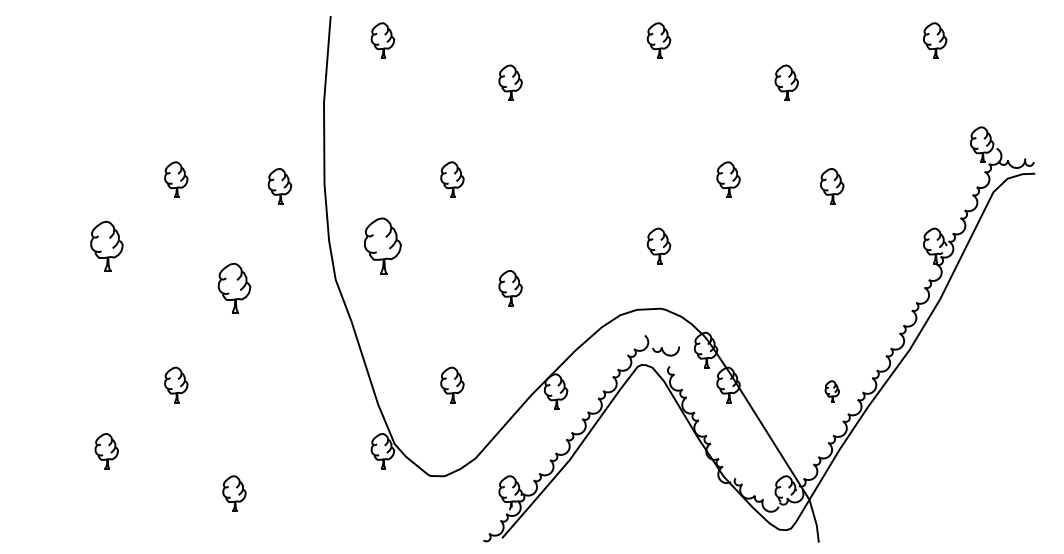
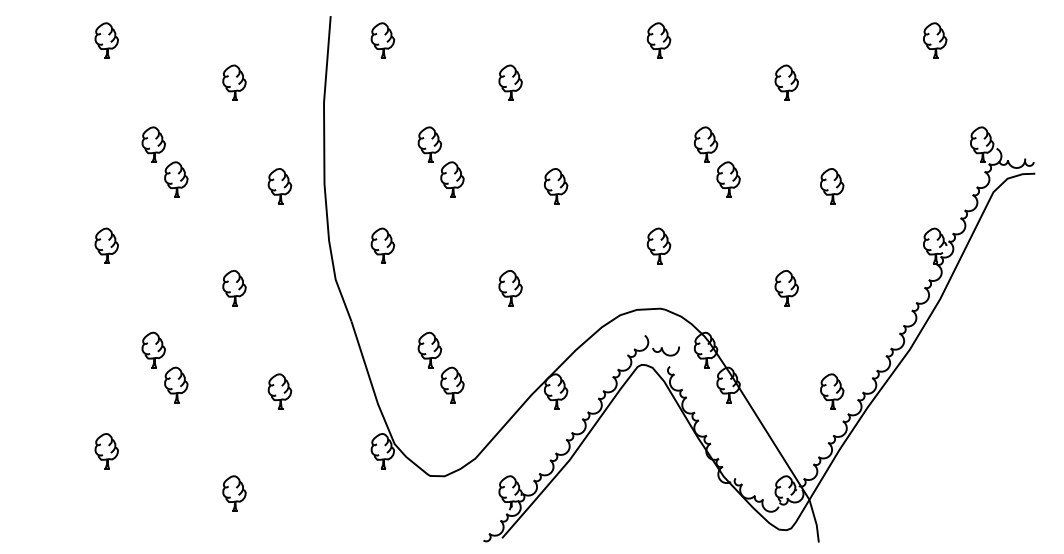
part: none -> present (106, 40)
part: none -> present (234, 82)
part: none -> present (153, 144)
part: none -> present (429, 144)
part: none -> present (706, 144)
part: none -> present (556, 186)
part size: 38x58 px -> 26x37 px (382, 245)
part size: 34x51 px -> 25x37 px (106, 245)
part size: 35x52 px -> 25x37 px (234, 288)
part: none -> present (786, 288)
part: none -> present (153, 349)
part: none -> present (429, 349)
part: none -> present (279, 391)
part size: 16x23 px -> 25x37 px (832, 391)
